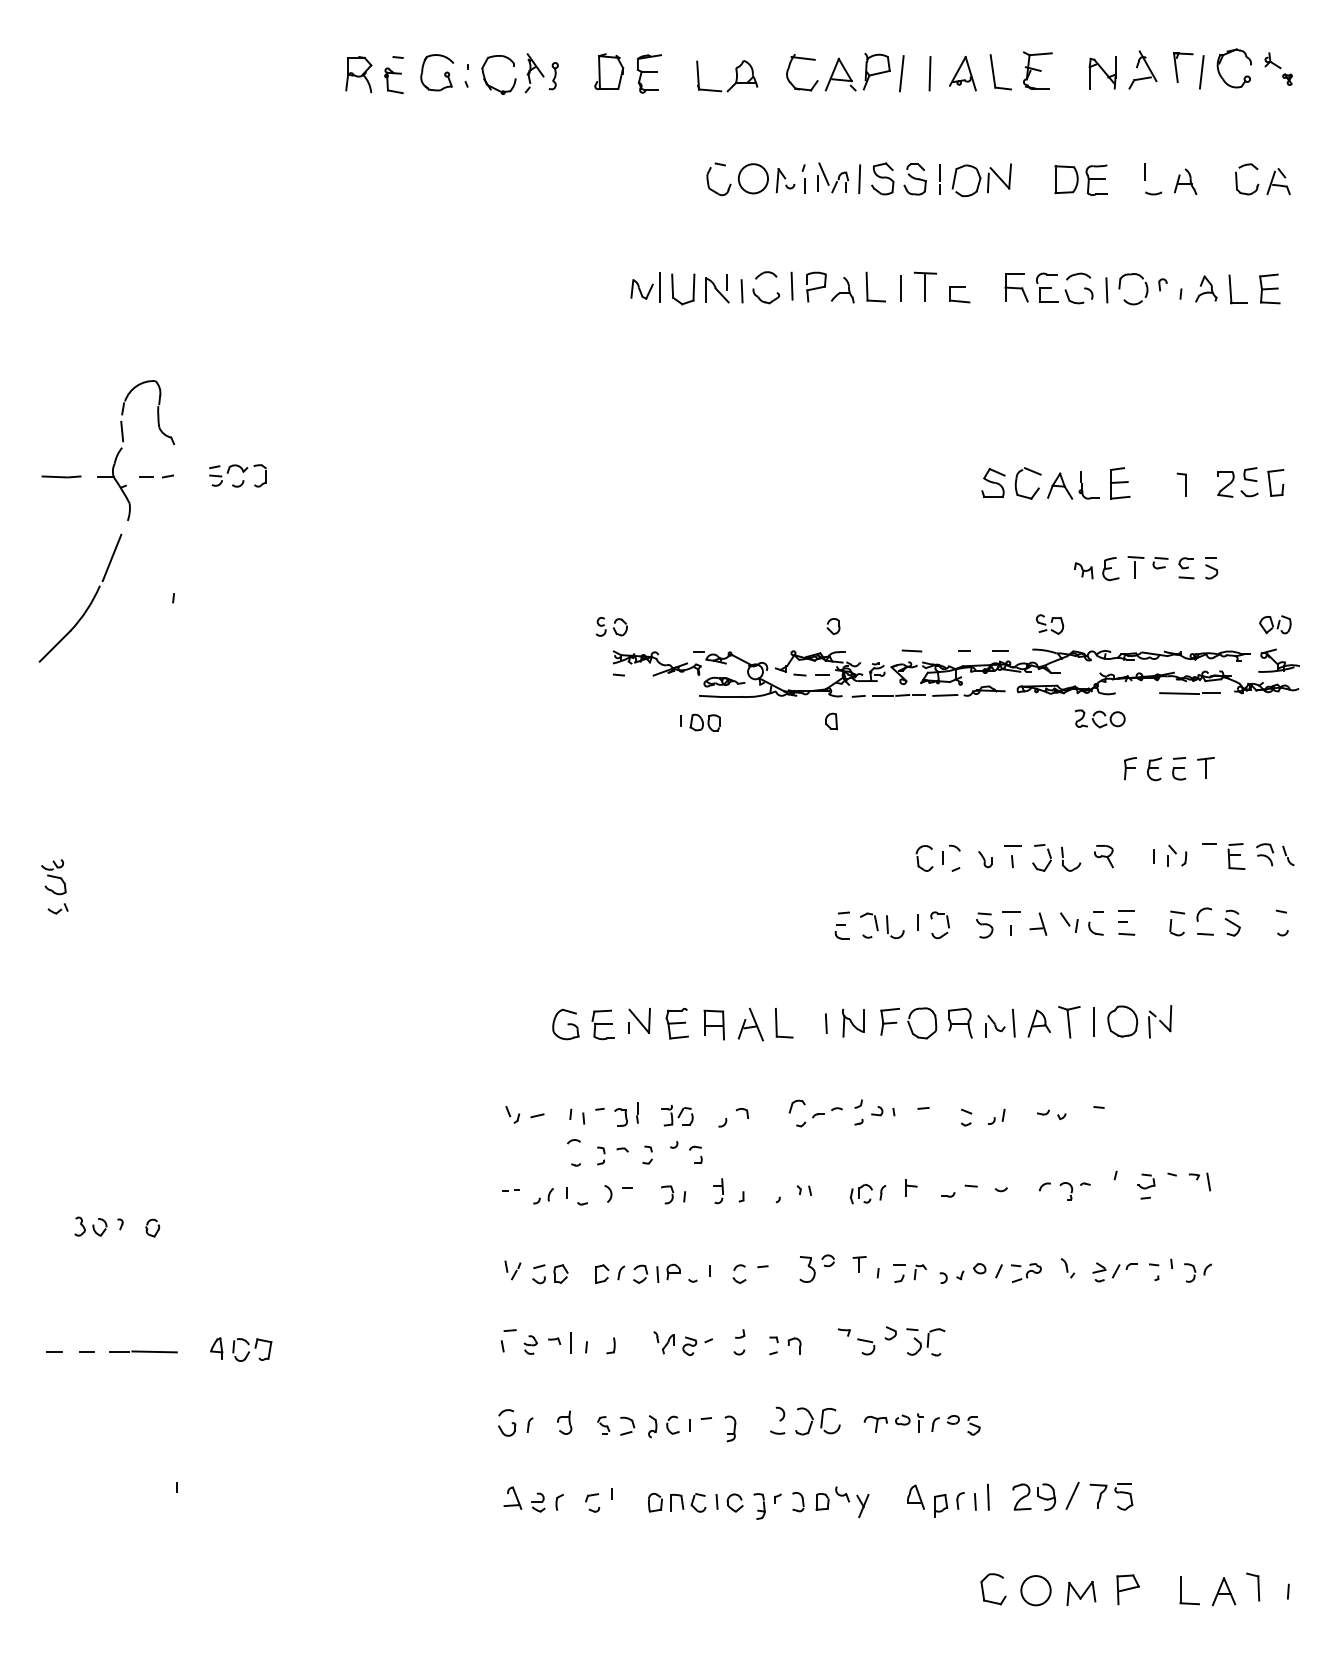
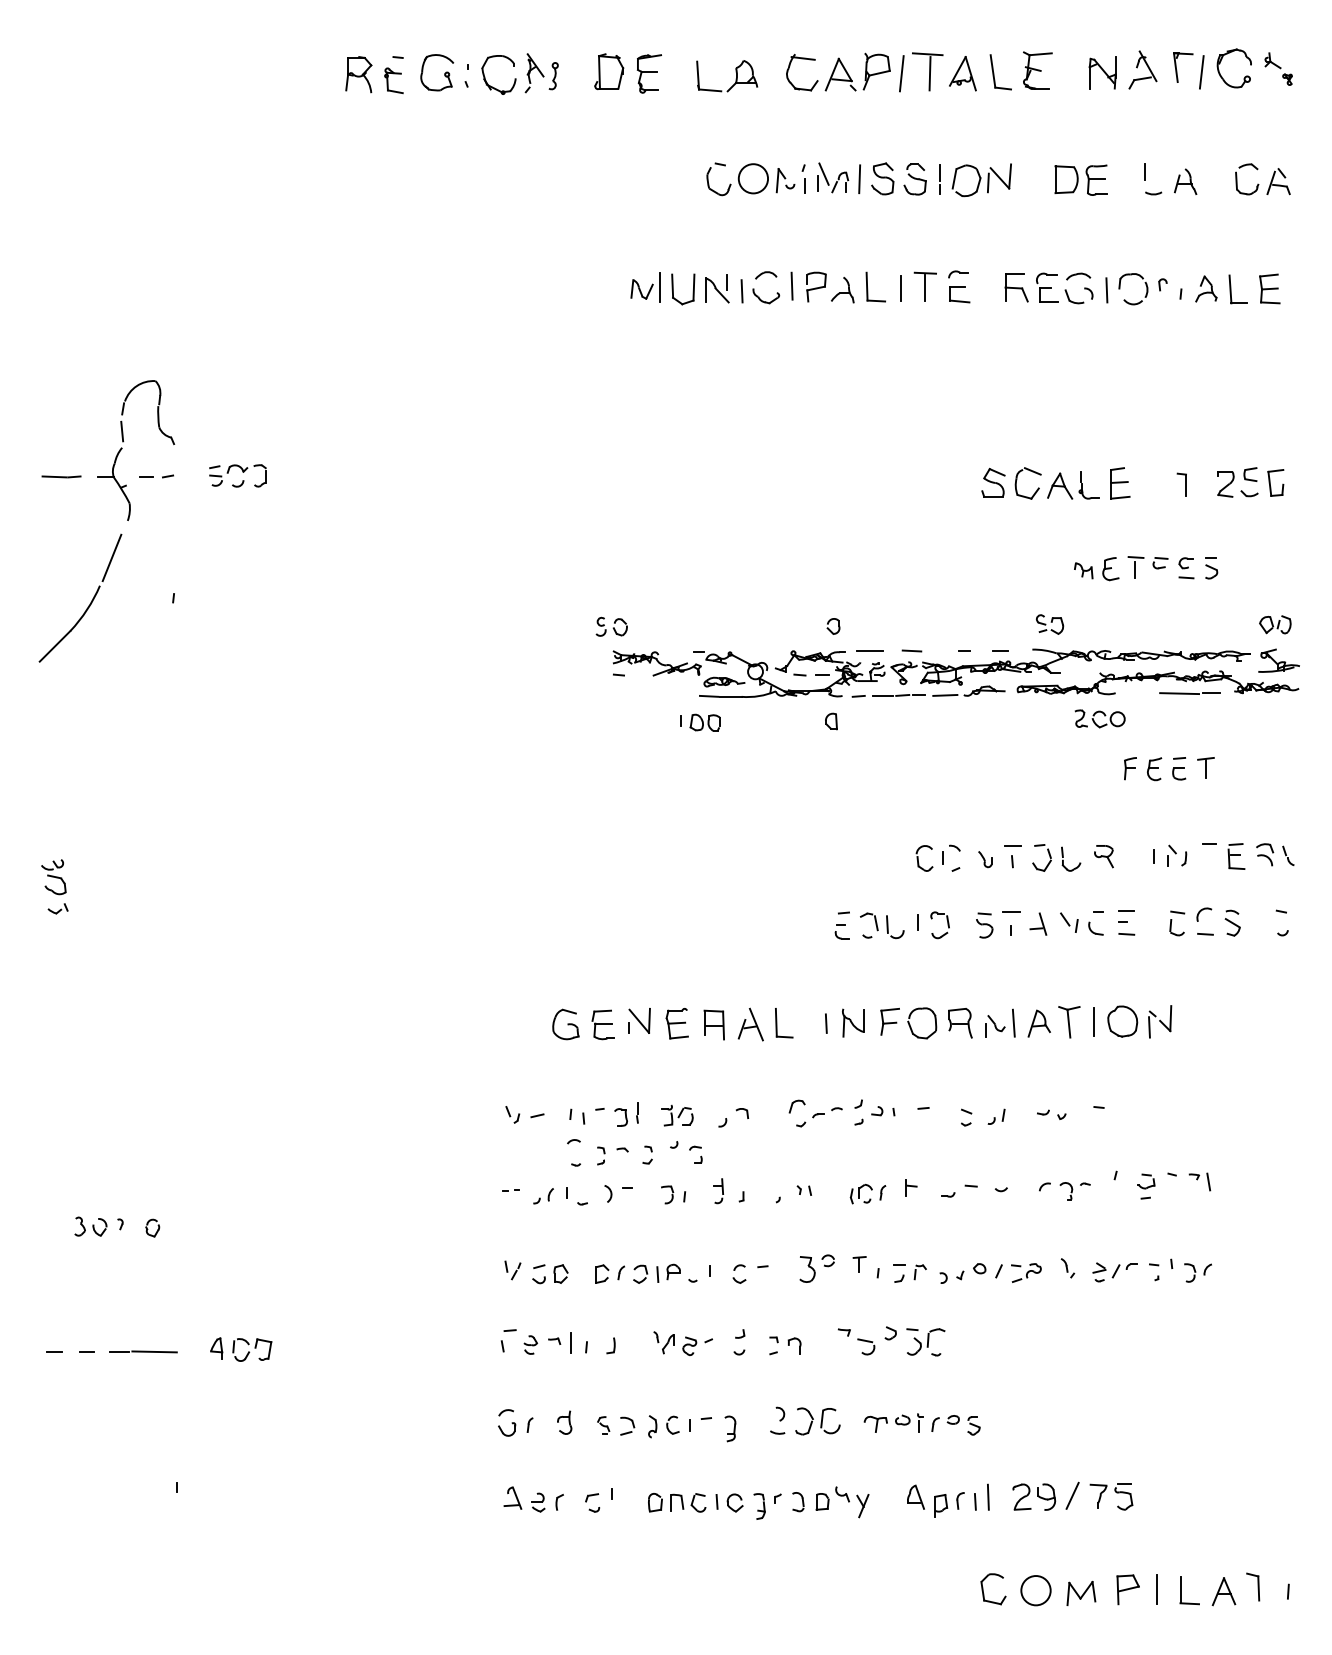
line: none -> present (927, 54)
part: none -> present (958, 274)
line: none -> present (870, 651)
line: none -> present (1157, 1589)
